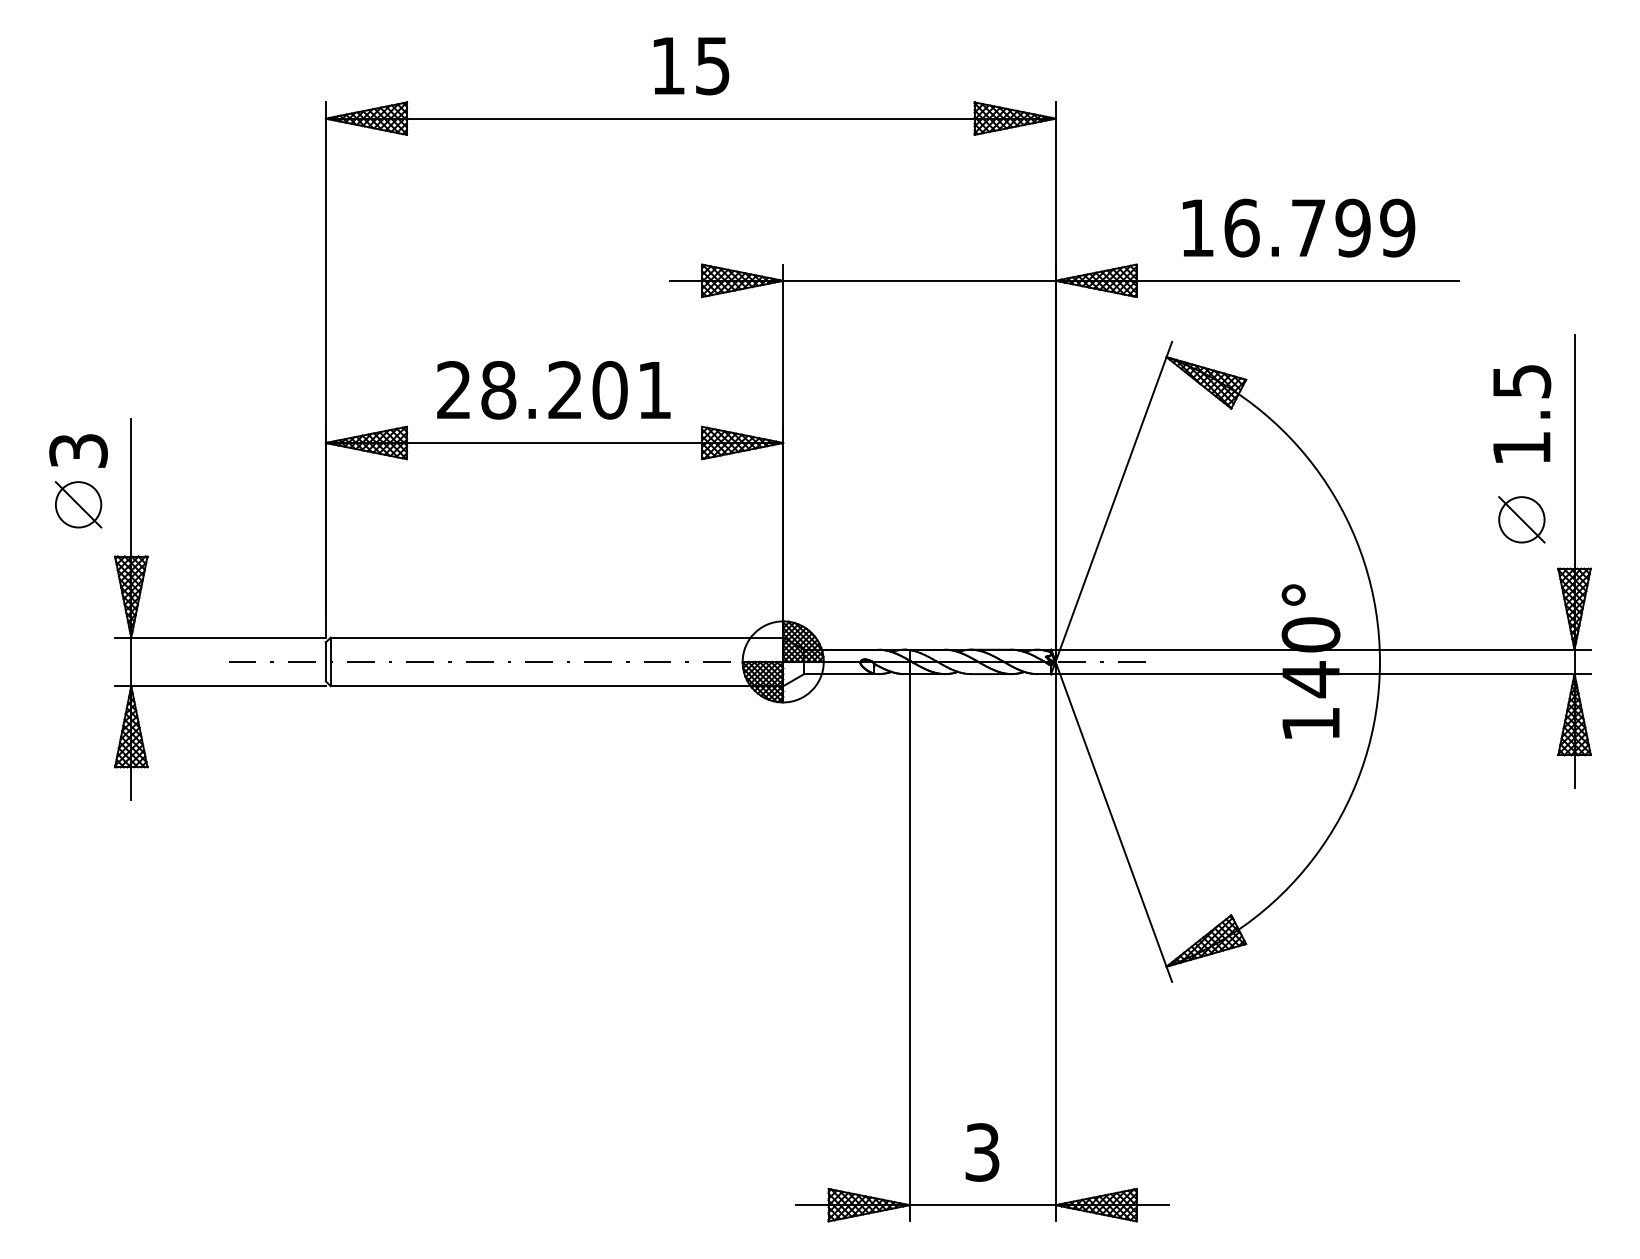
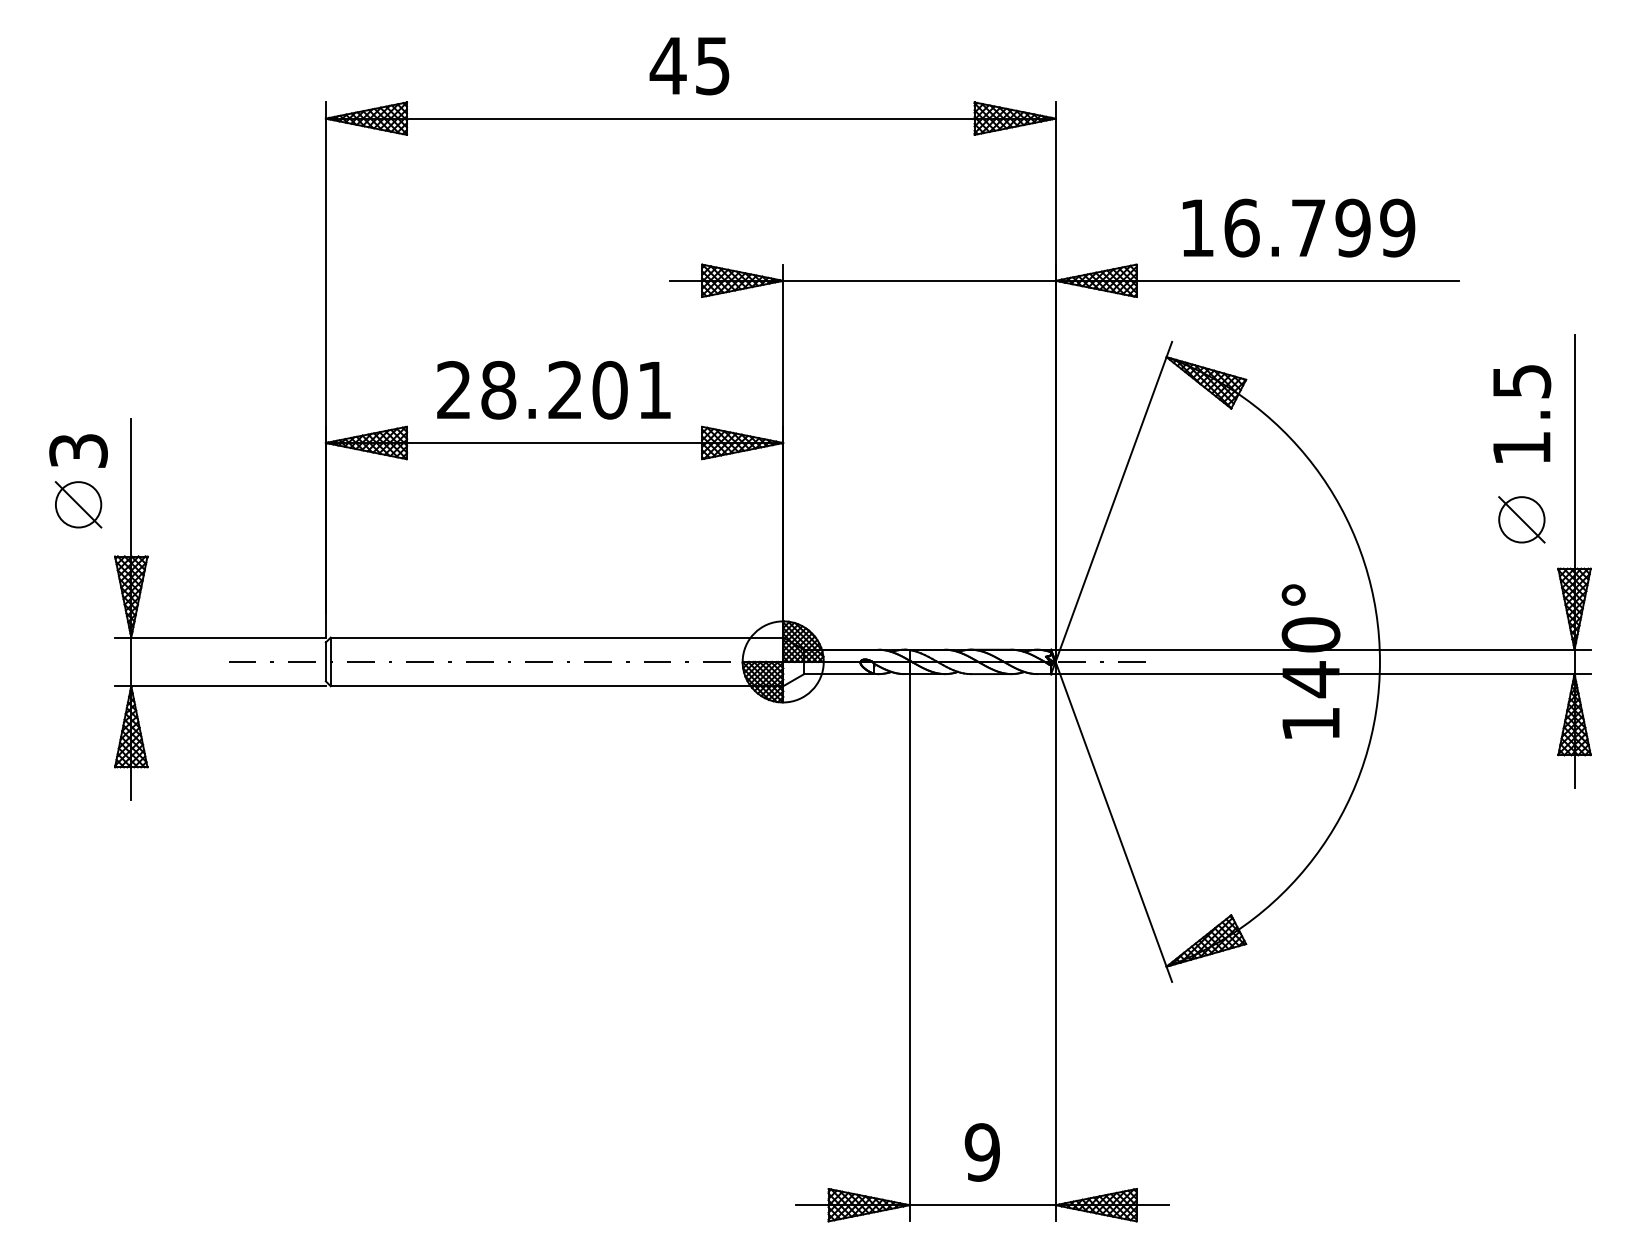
text: 15 -> 45 (667, 65)
text: 3 -> 9 (981, 1152)
